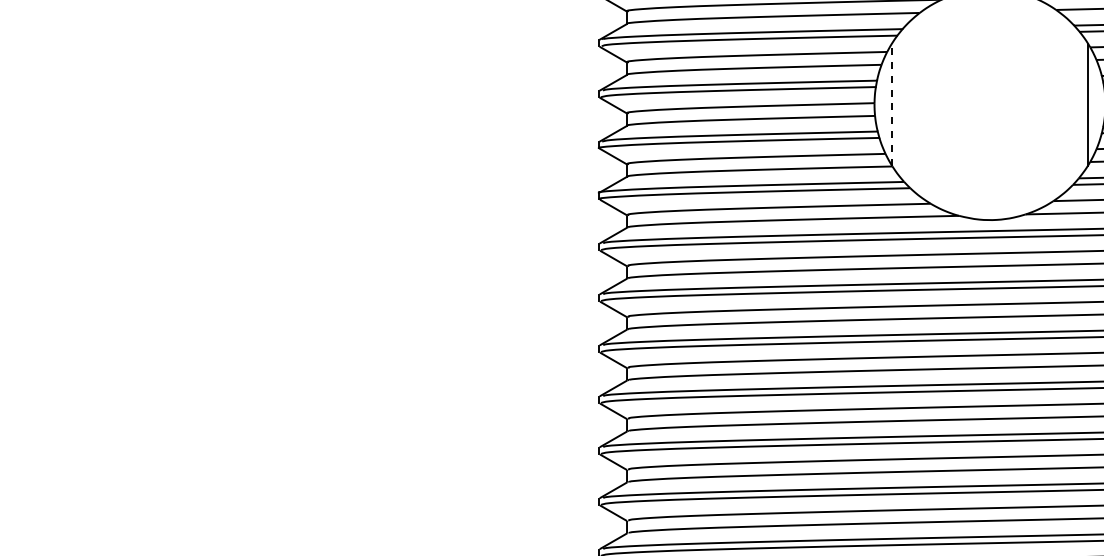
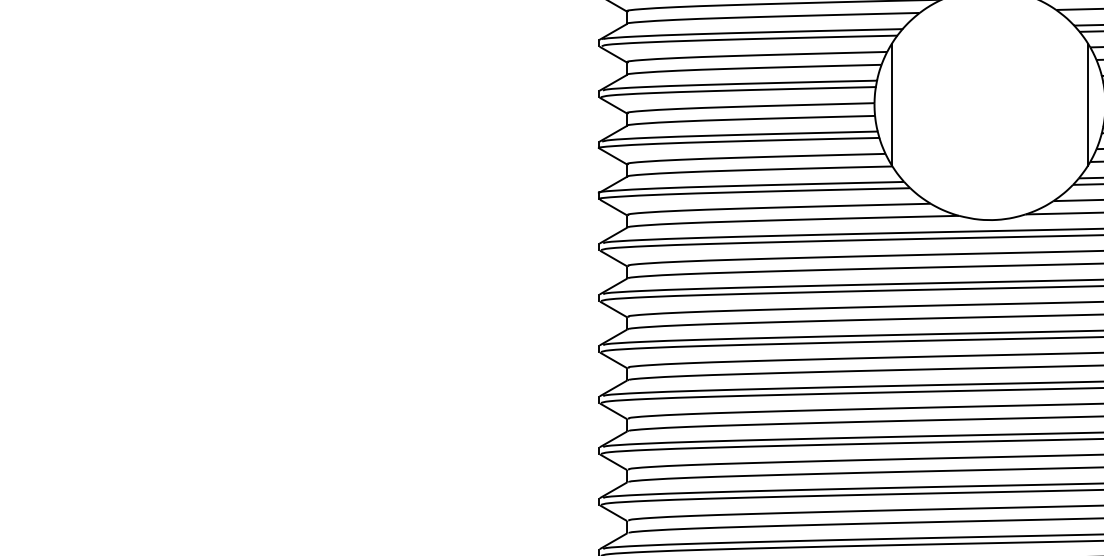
line: dashed -> solid (891, 104)
